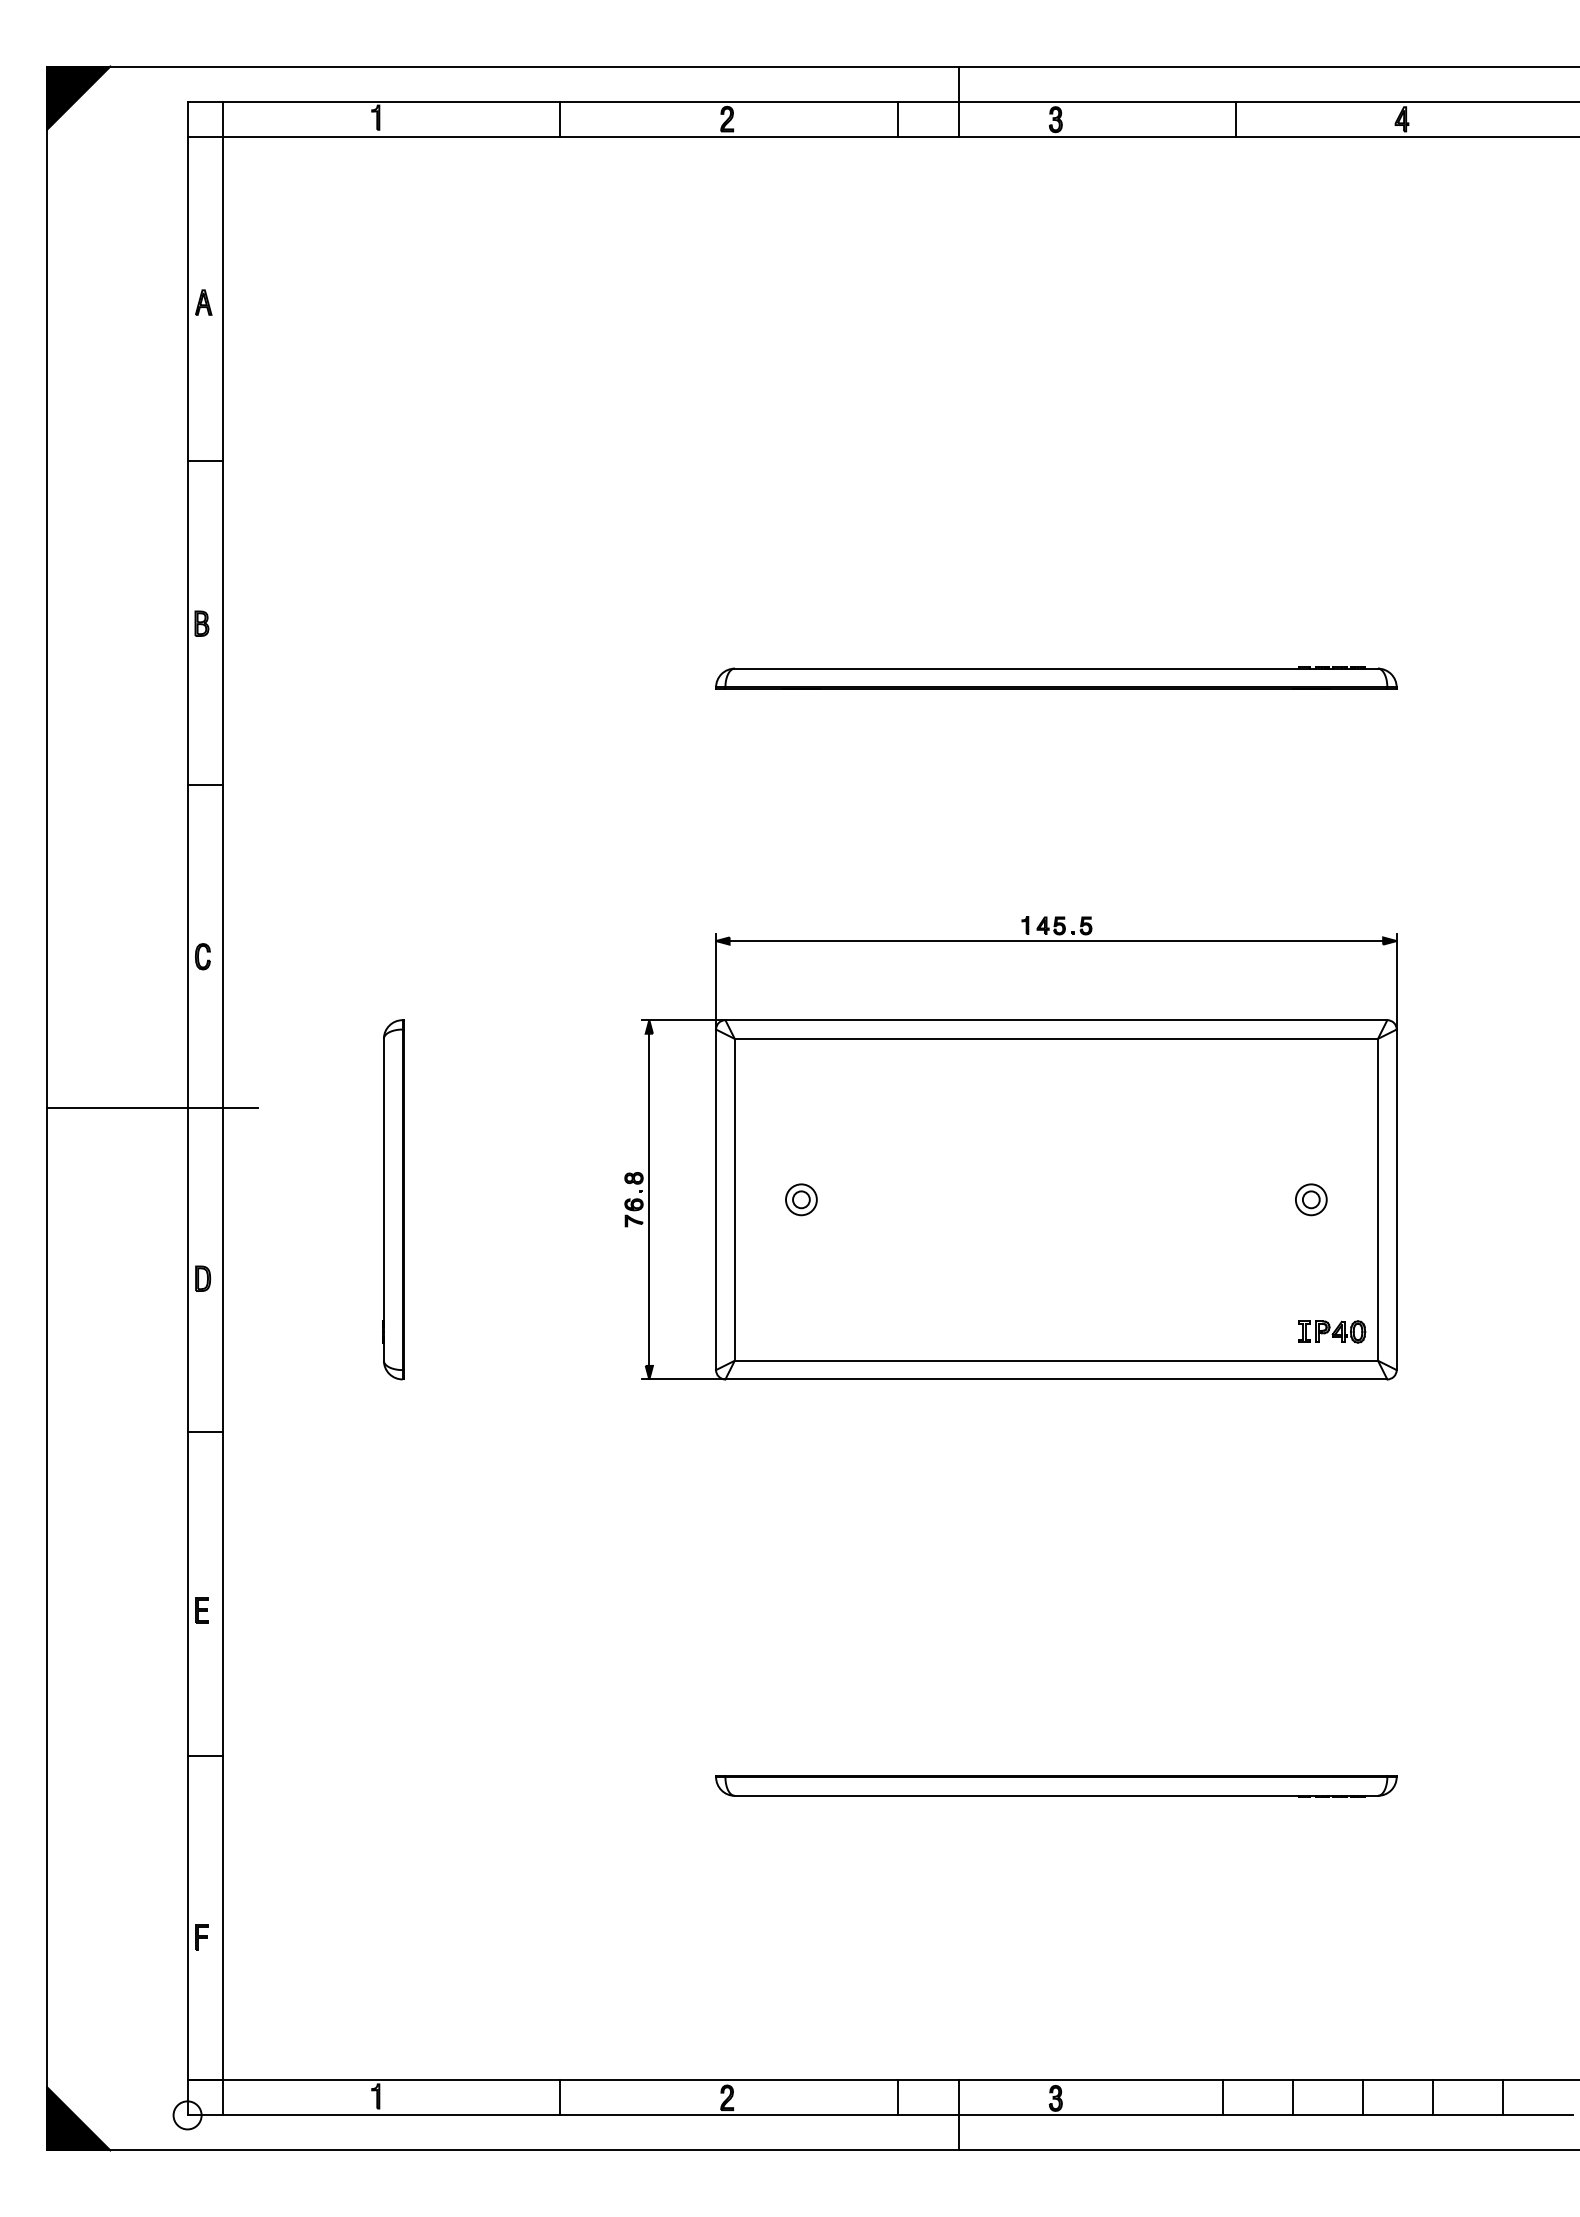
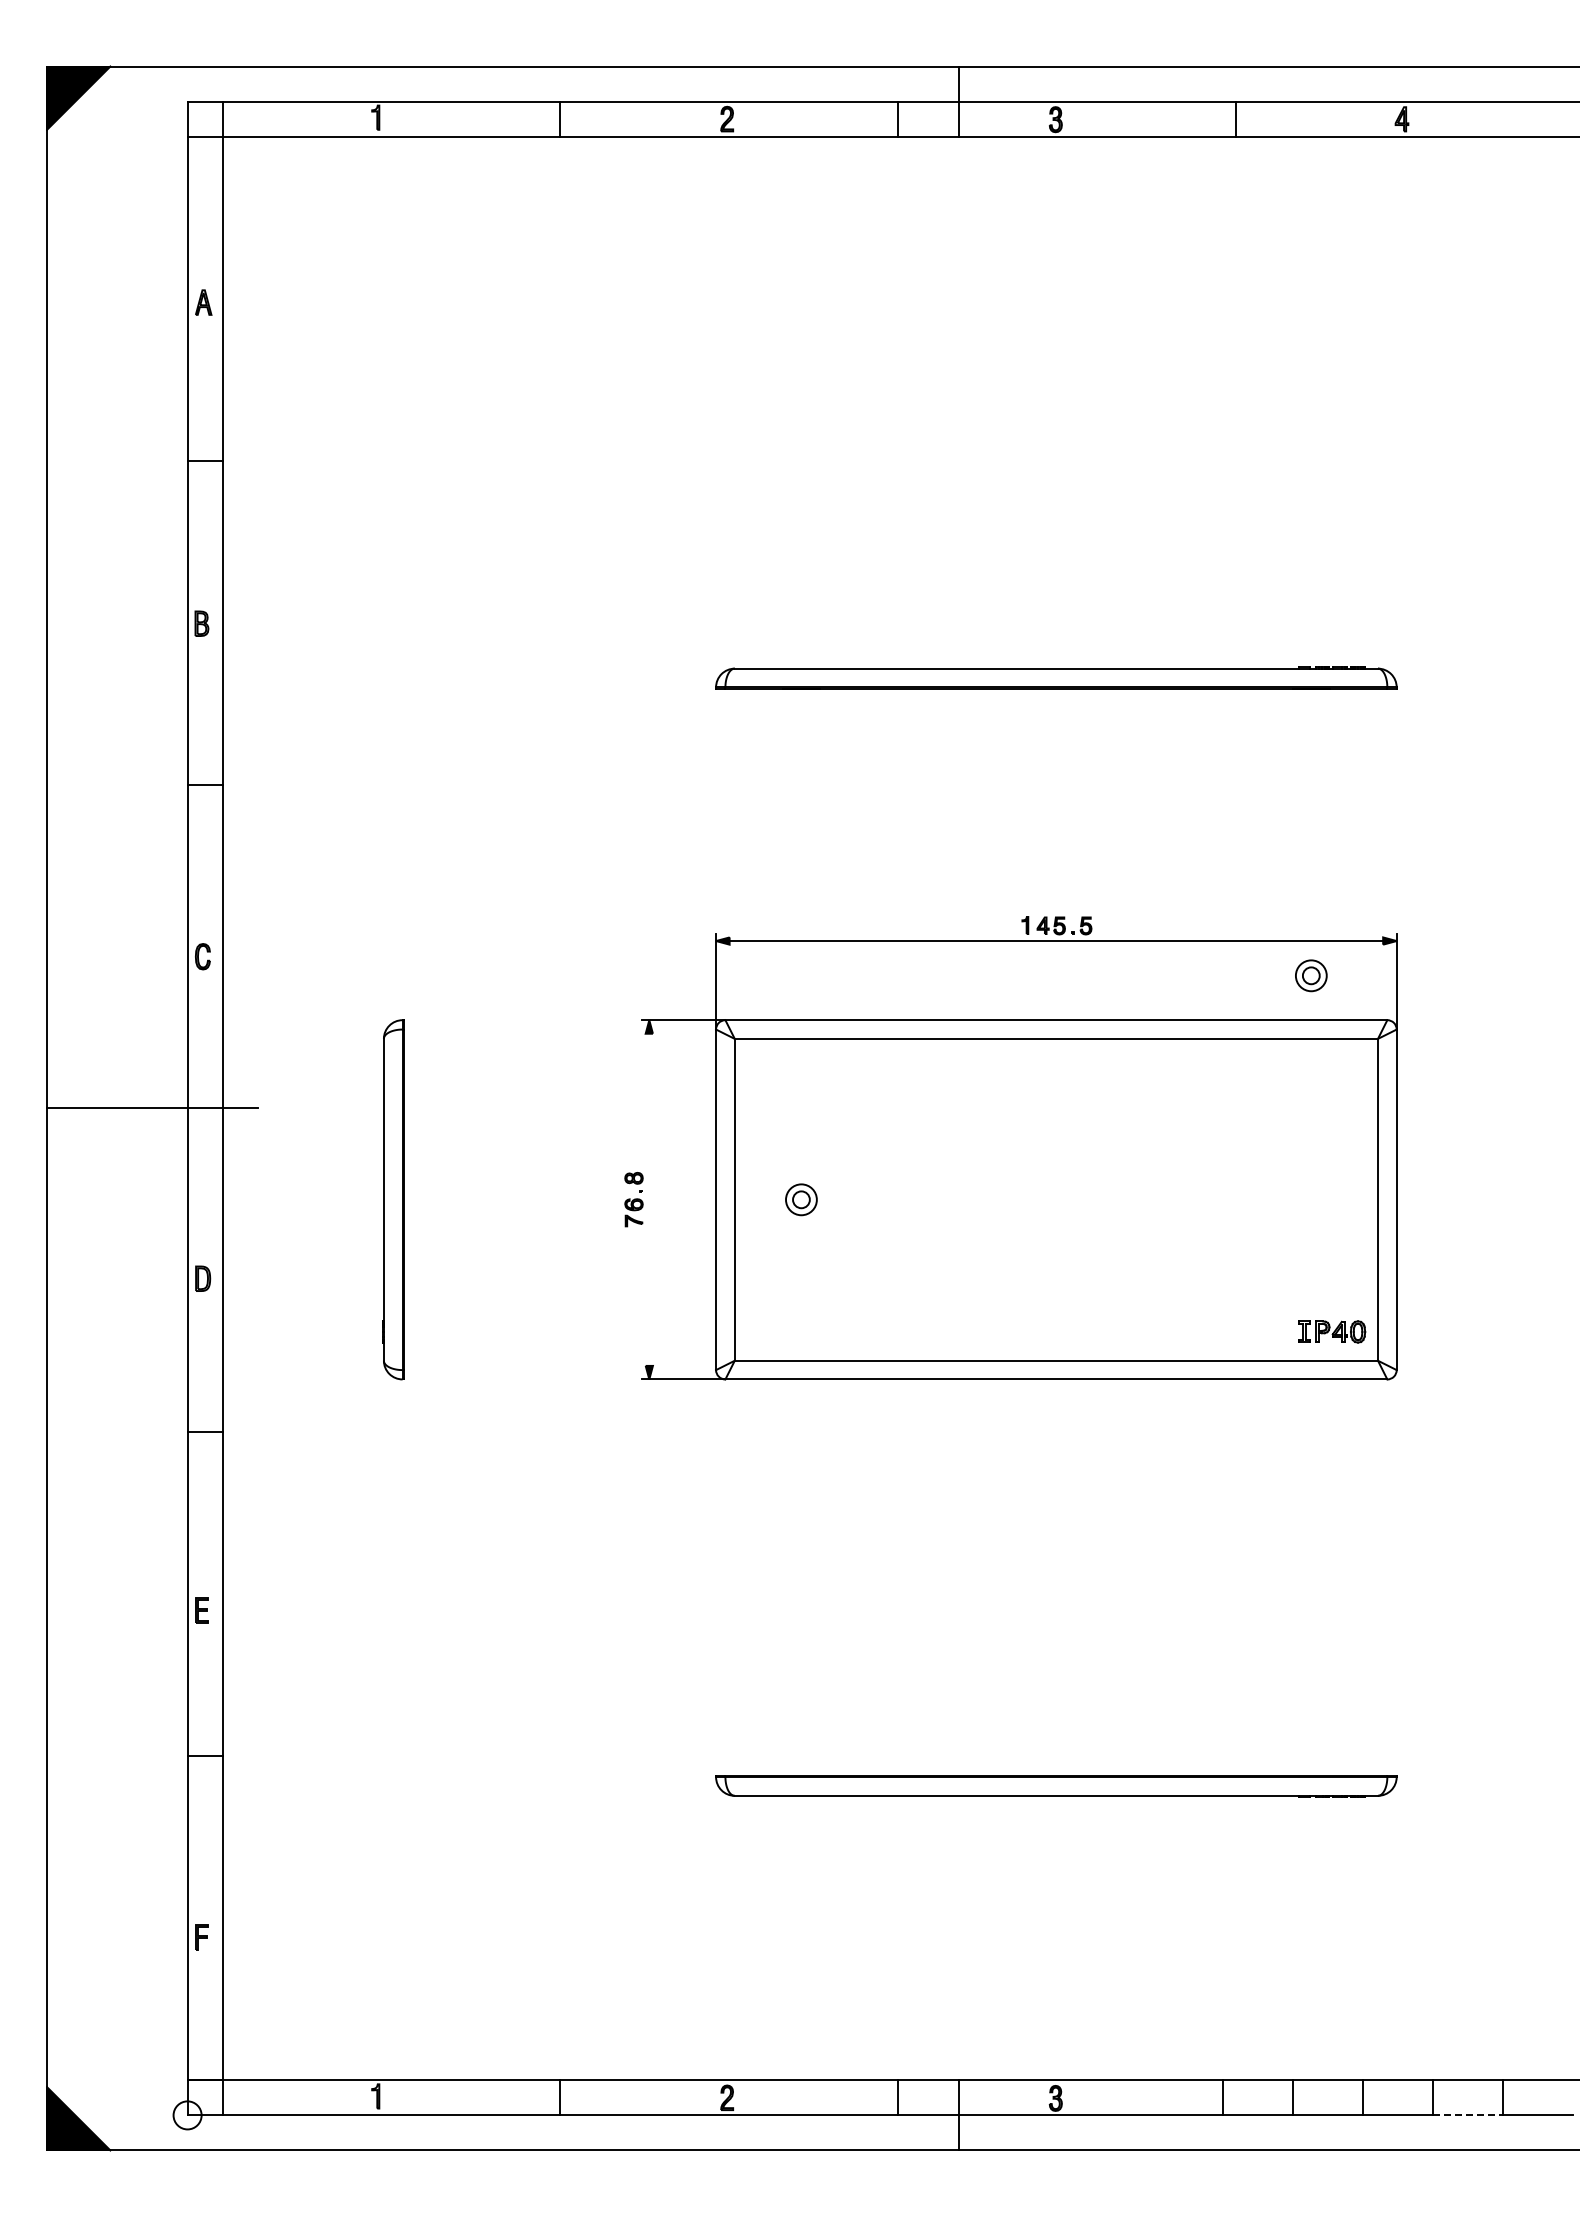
line: present -> none (649, 1199)
part position: (1311, 1199) -> (1311, 975) (1311, 975)
line: solid -> dashed (1468, 2115)
